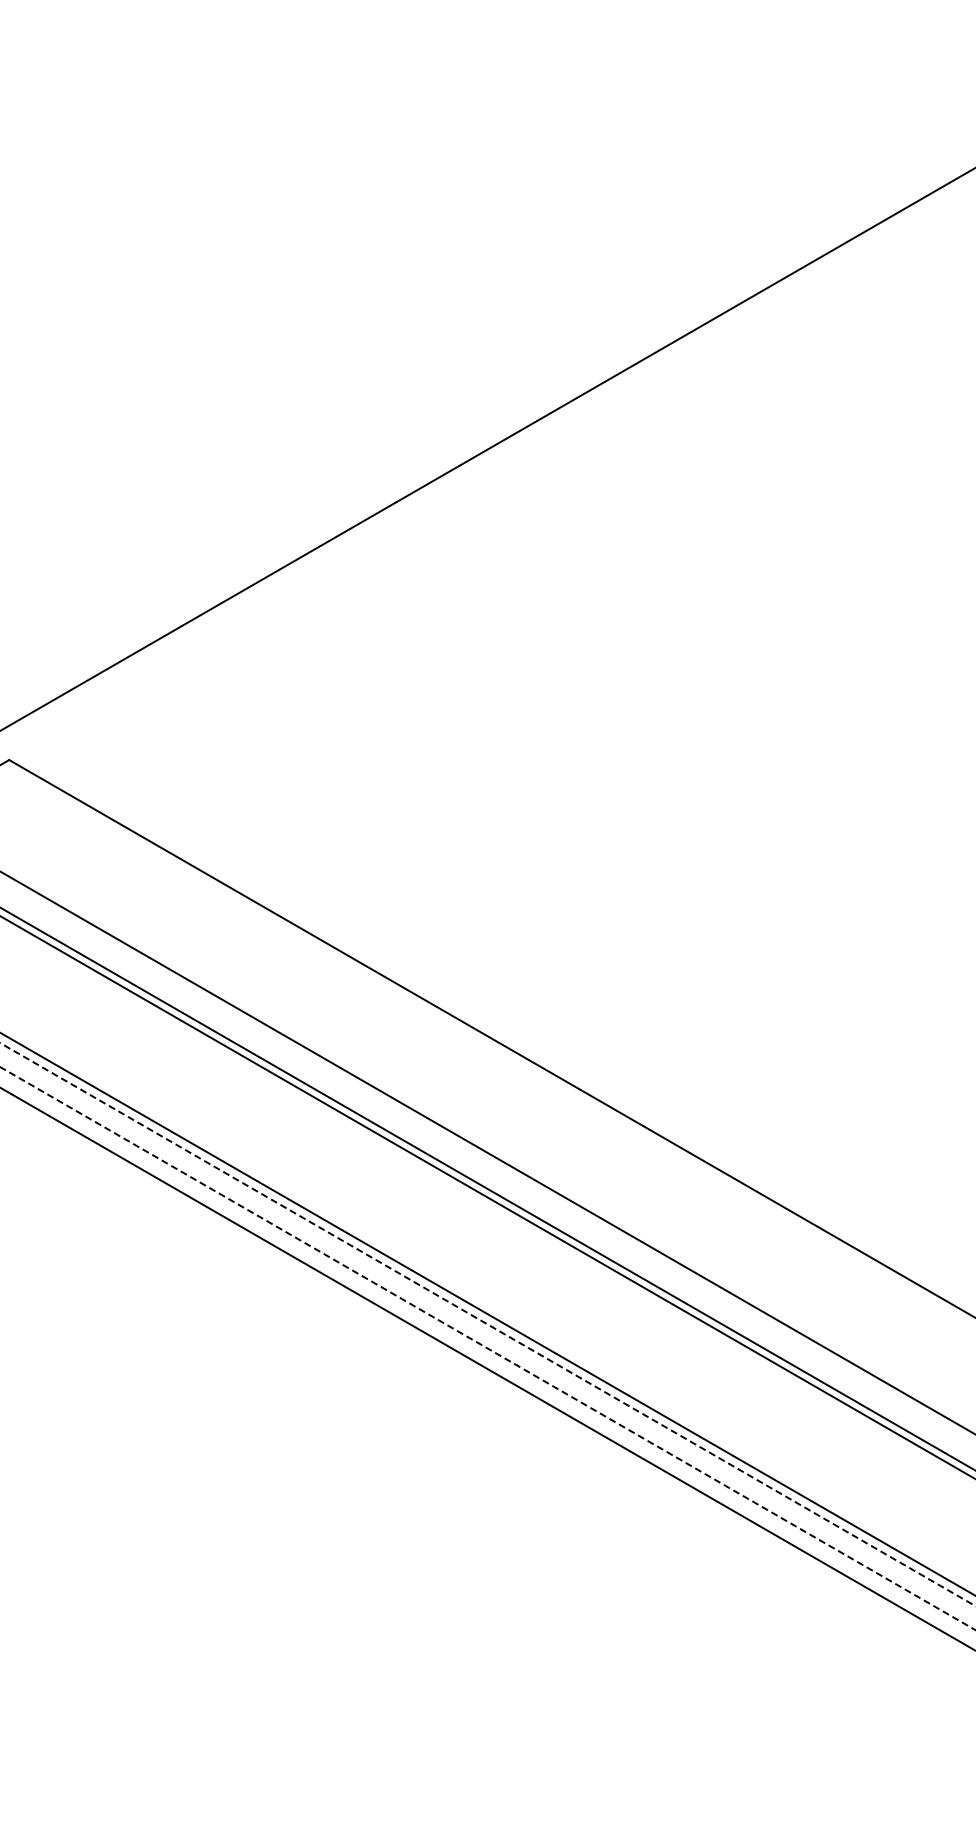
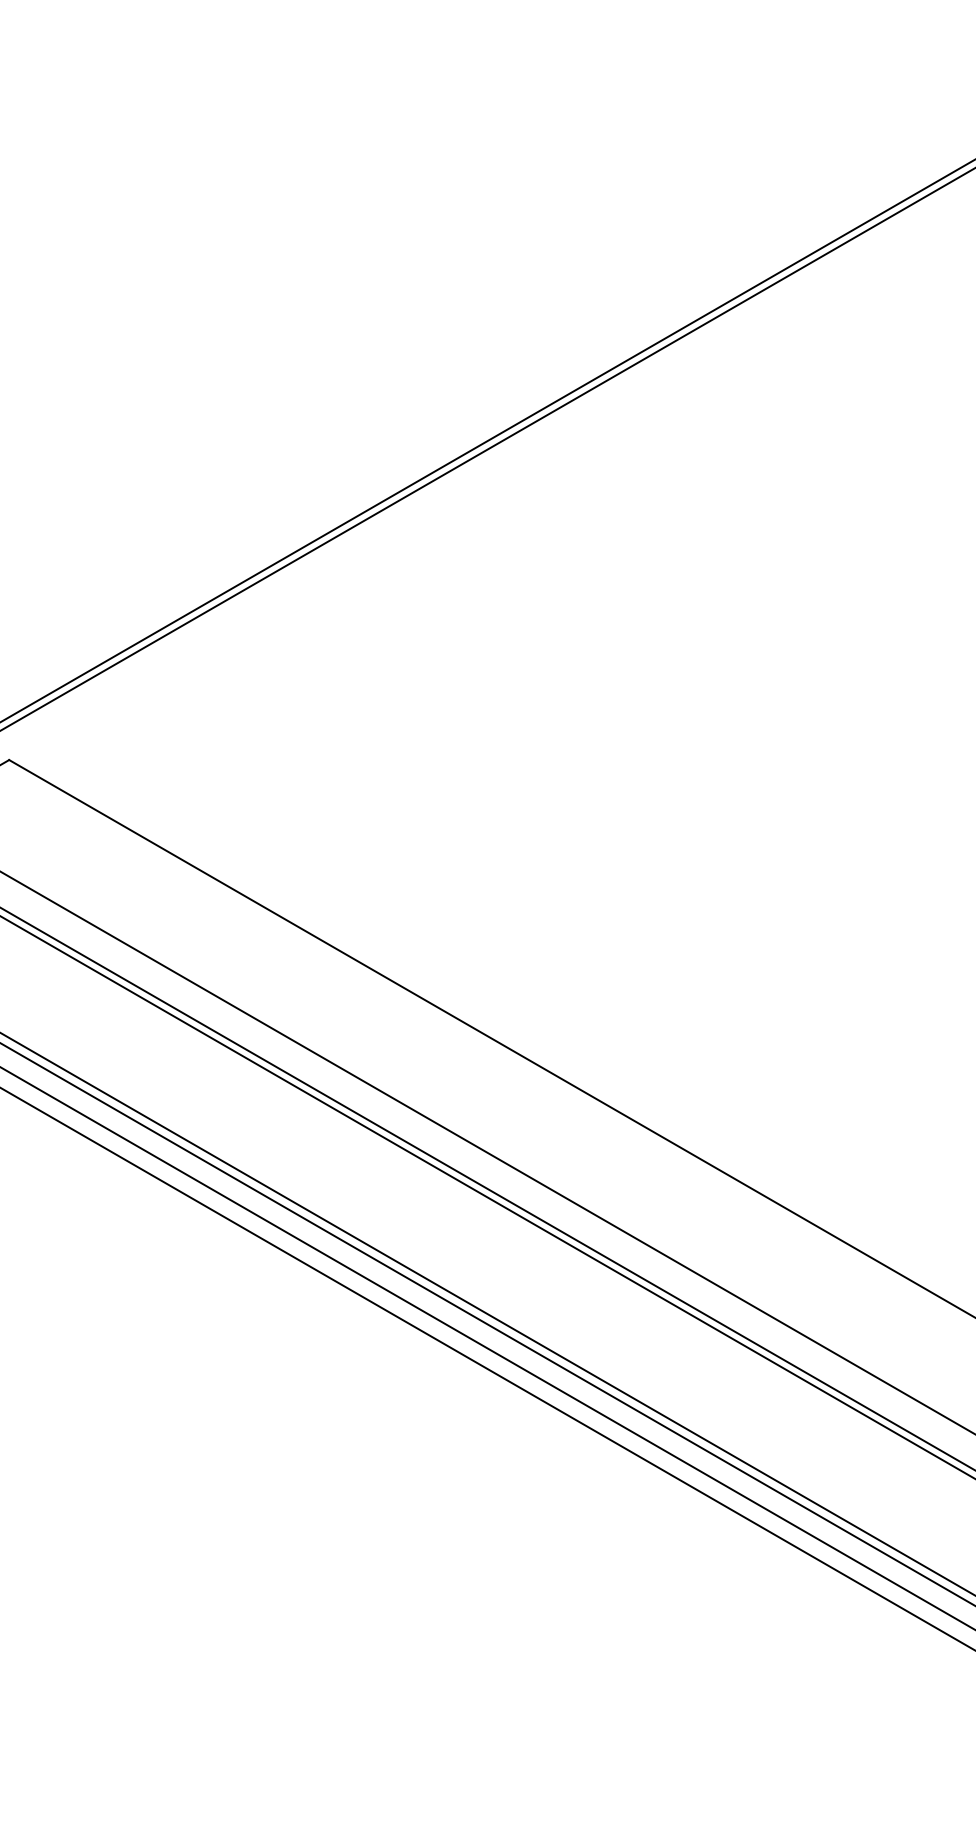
line: none -> present (487, 440)
line: dashed -> solid (487, 1324)
line: dashed -> solid (487, 1348)
